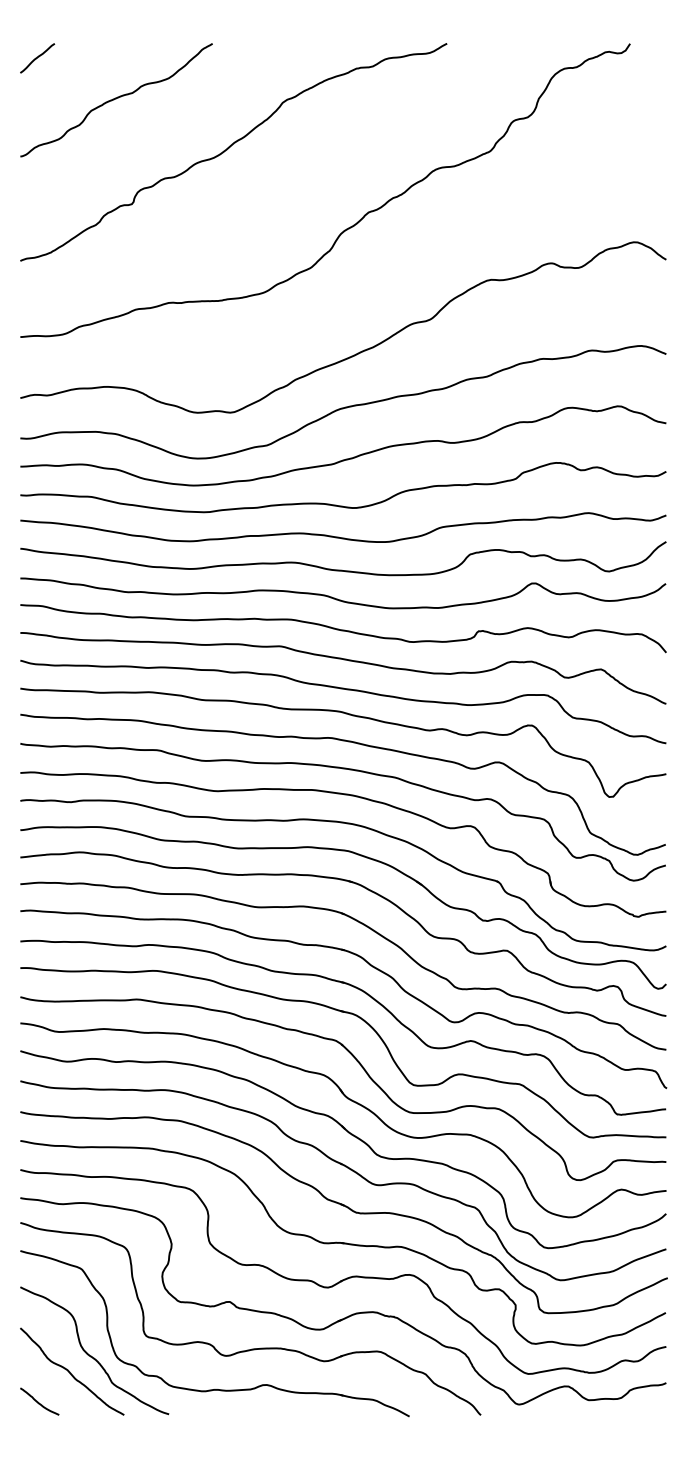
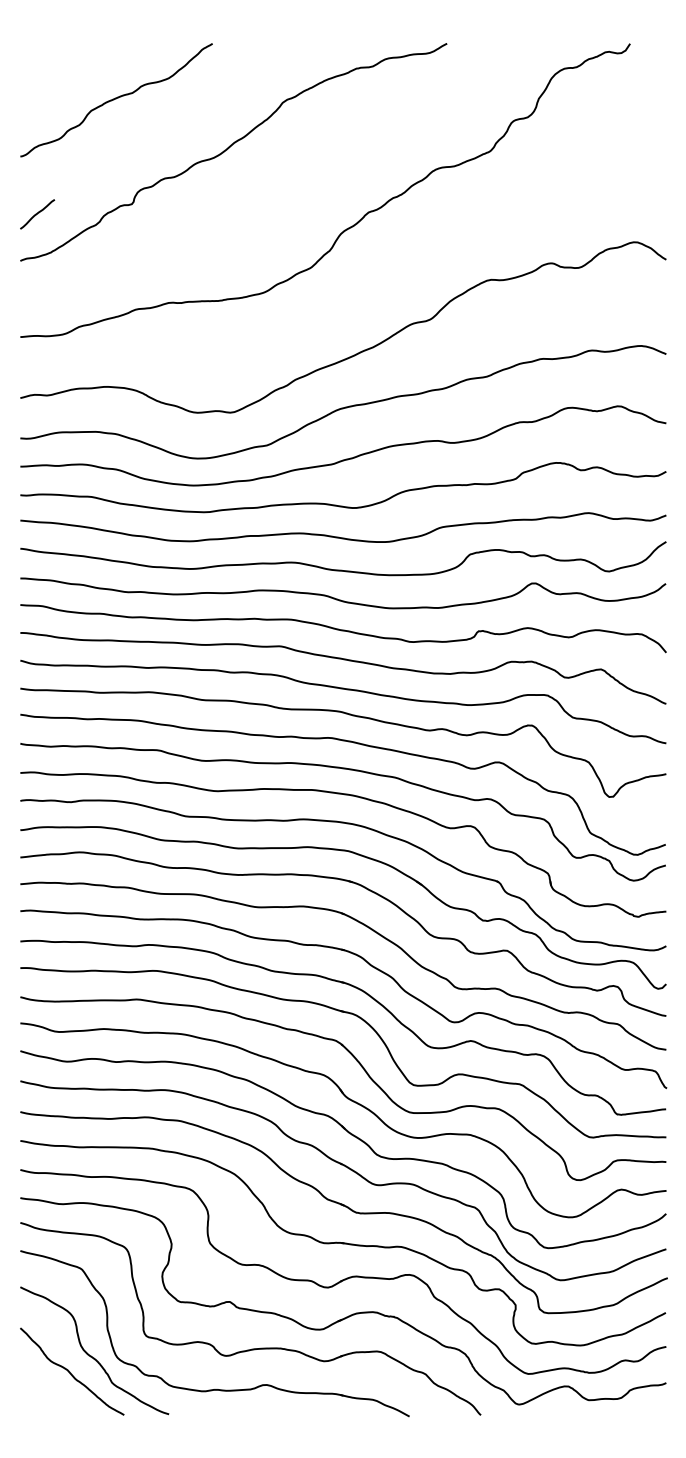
line position: (37, 58) -> (37, 214) (37, 214)
curve: present -> none (38, 1401)
